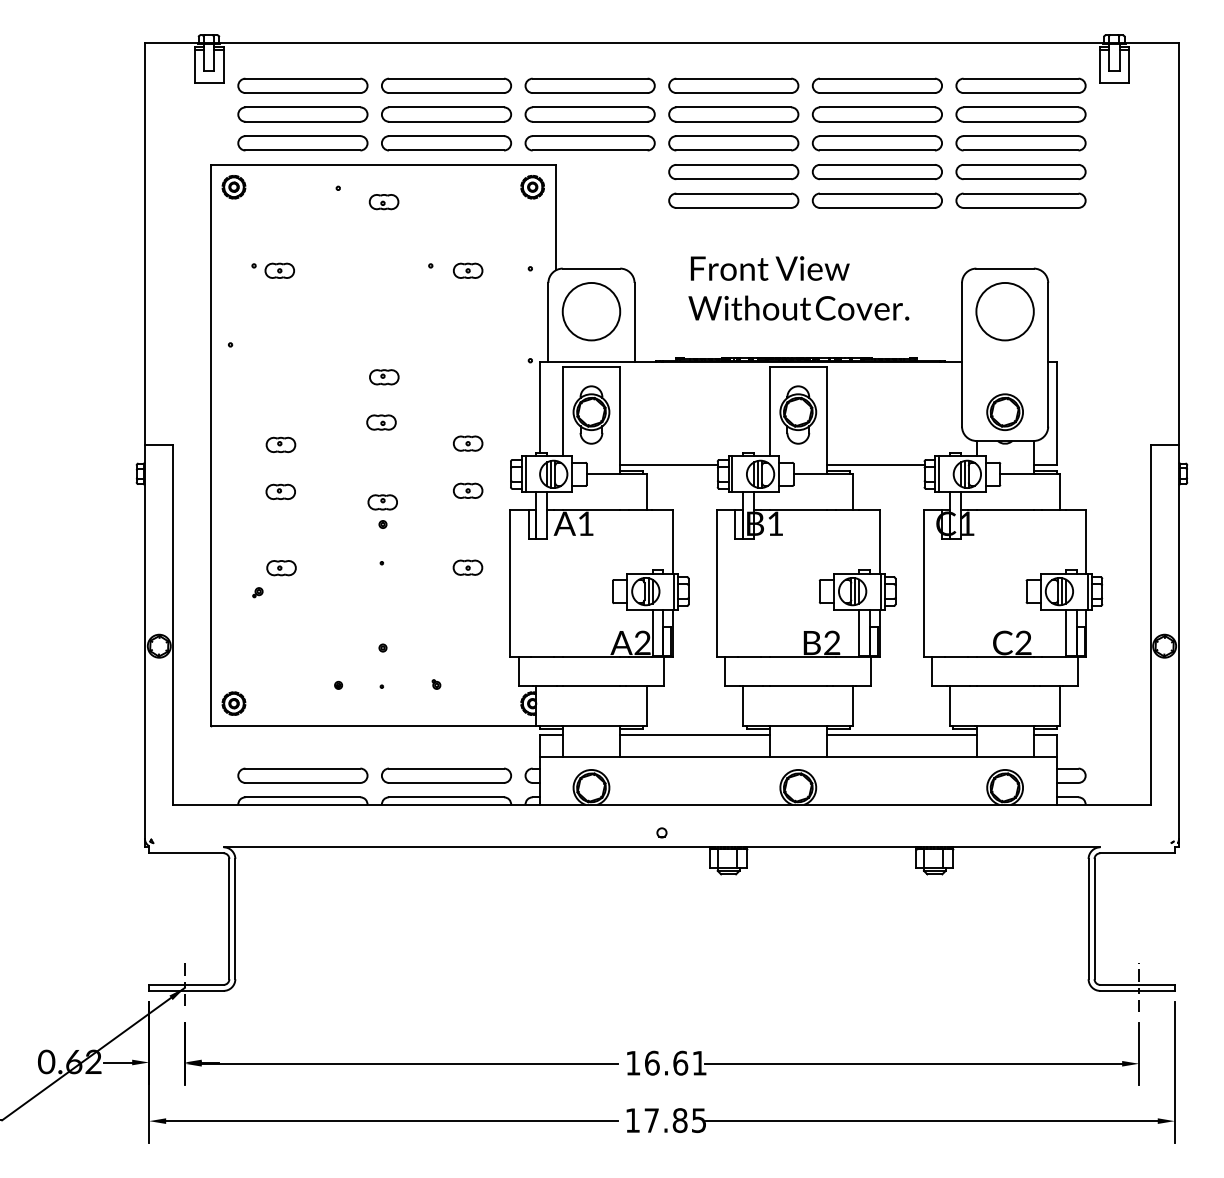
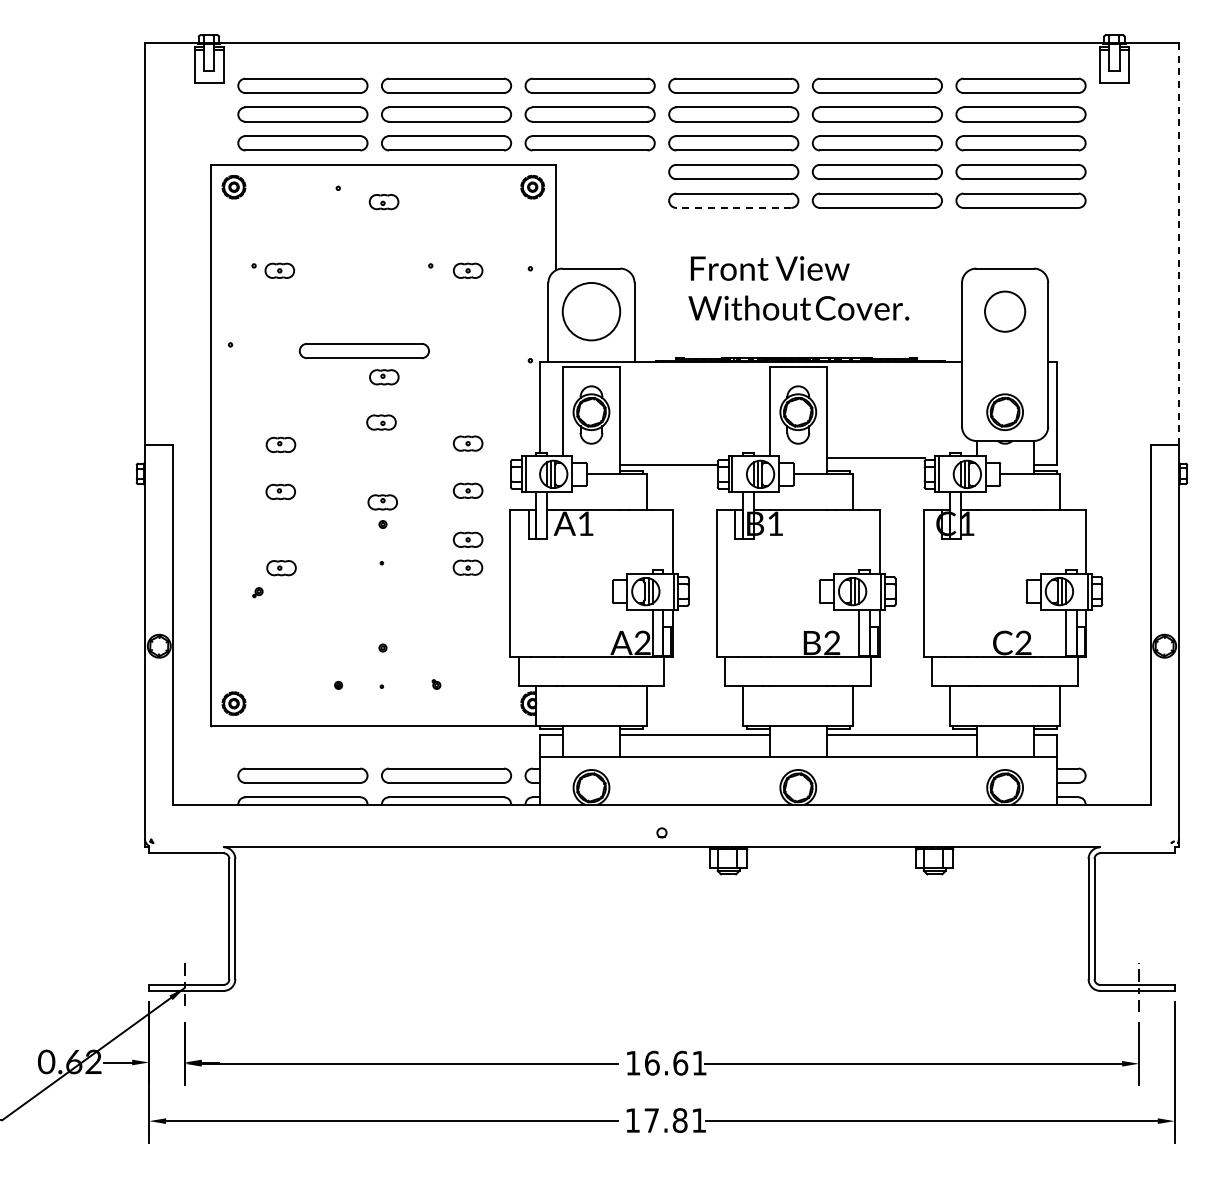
line: solid -> dashed (733, 207)
line: solid -> dashed (1179, 244)
circle diameter: 57 px -> 40 px (1005, 311)
part: none -> present (363, 351)
line position: (875, 465) -> (875, 458) (875, 458)
part: none -> present (468, 539)
text: 17.85 -> 17.81 (698, 1120)
